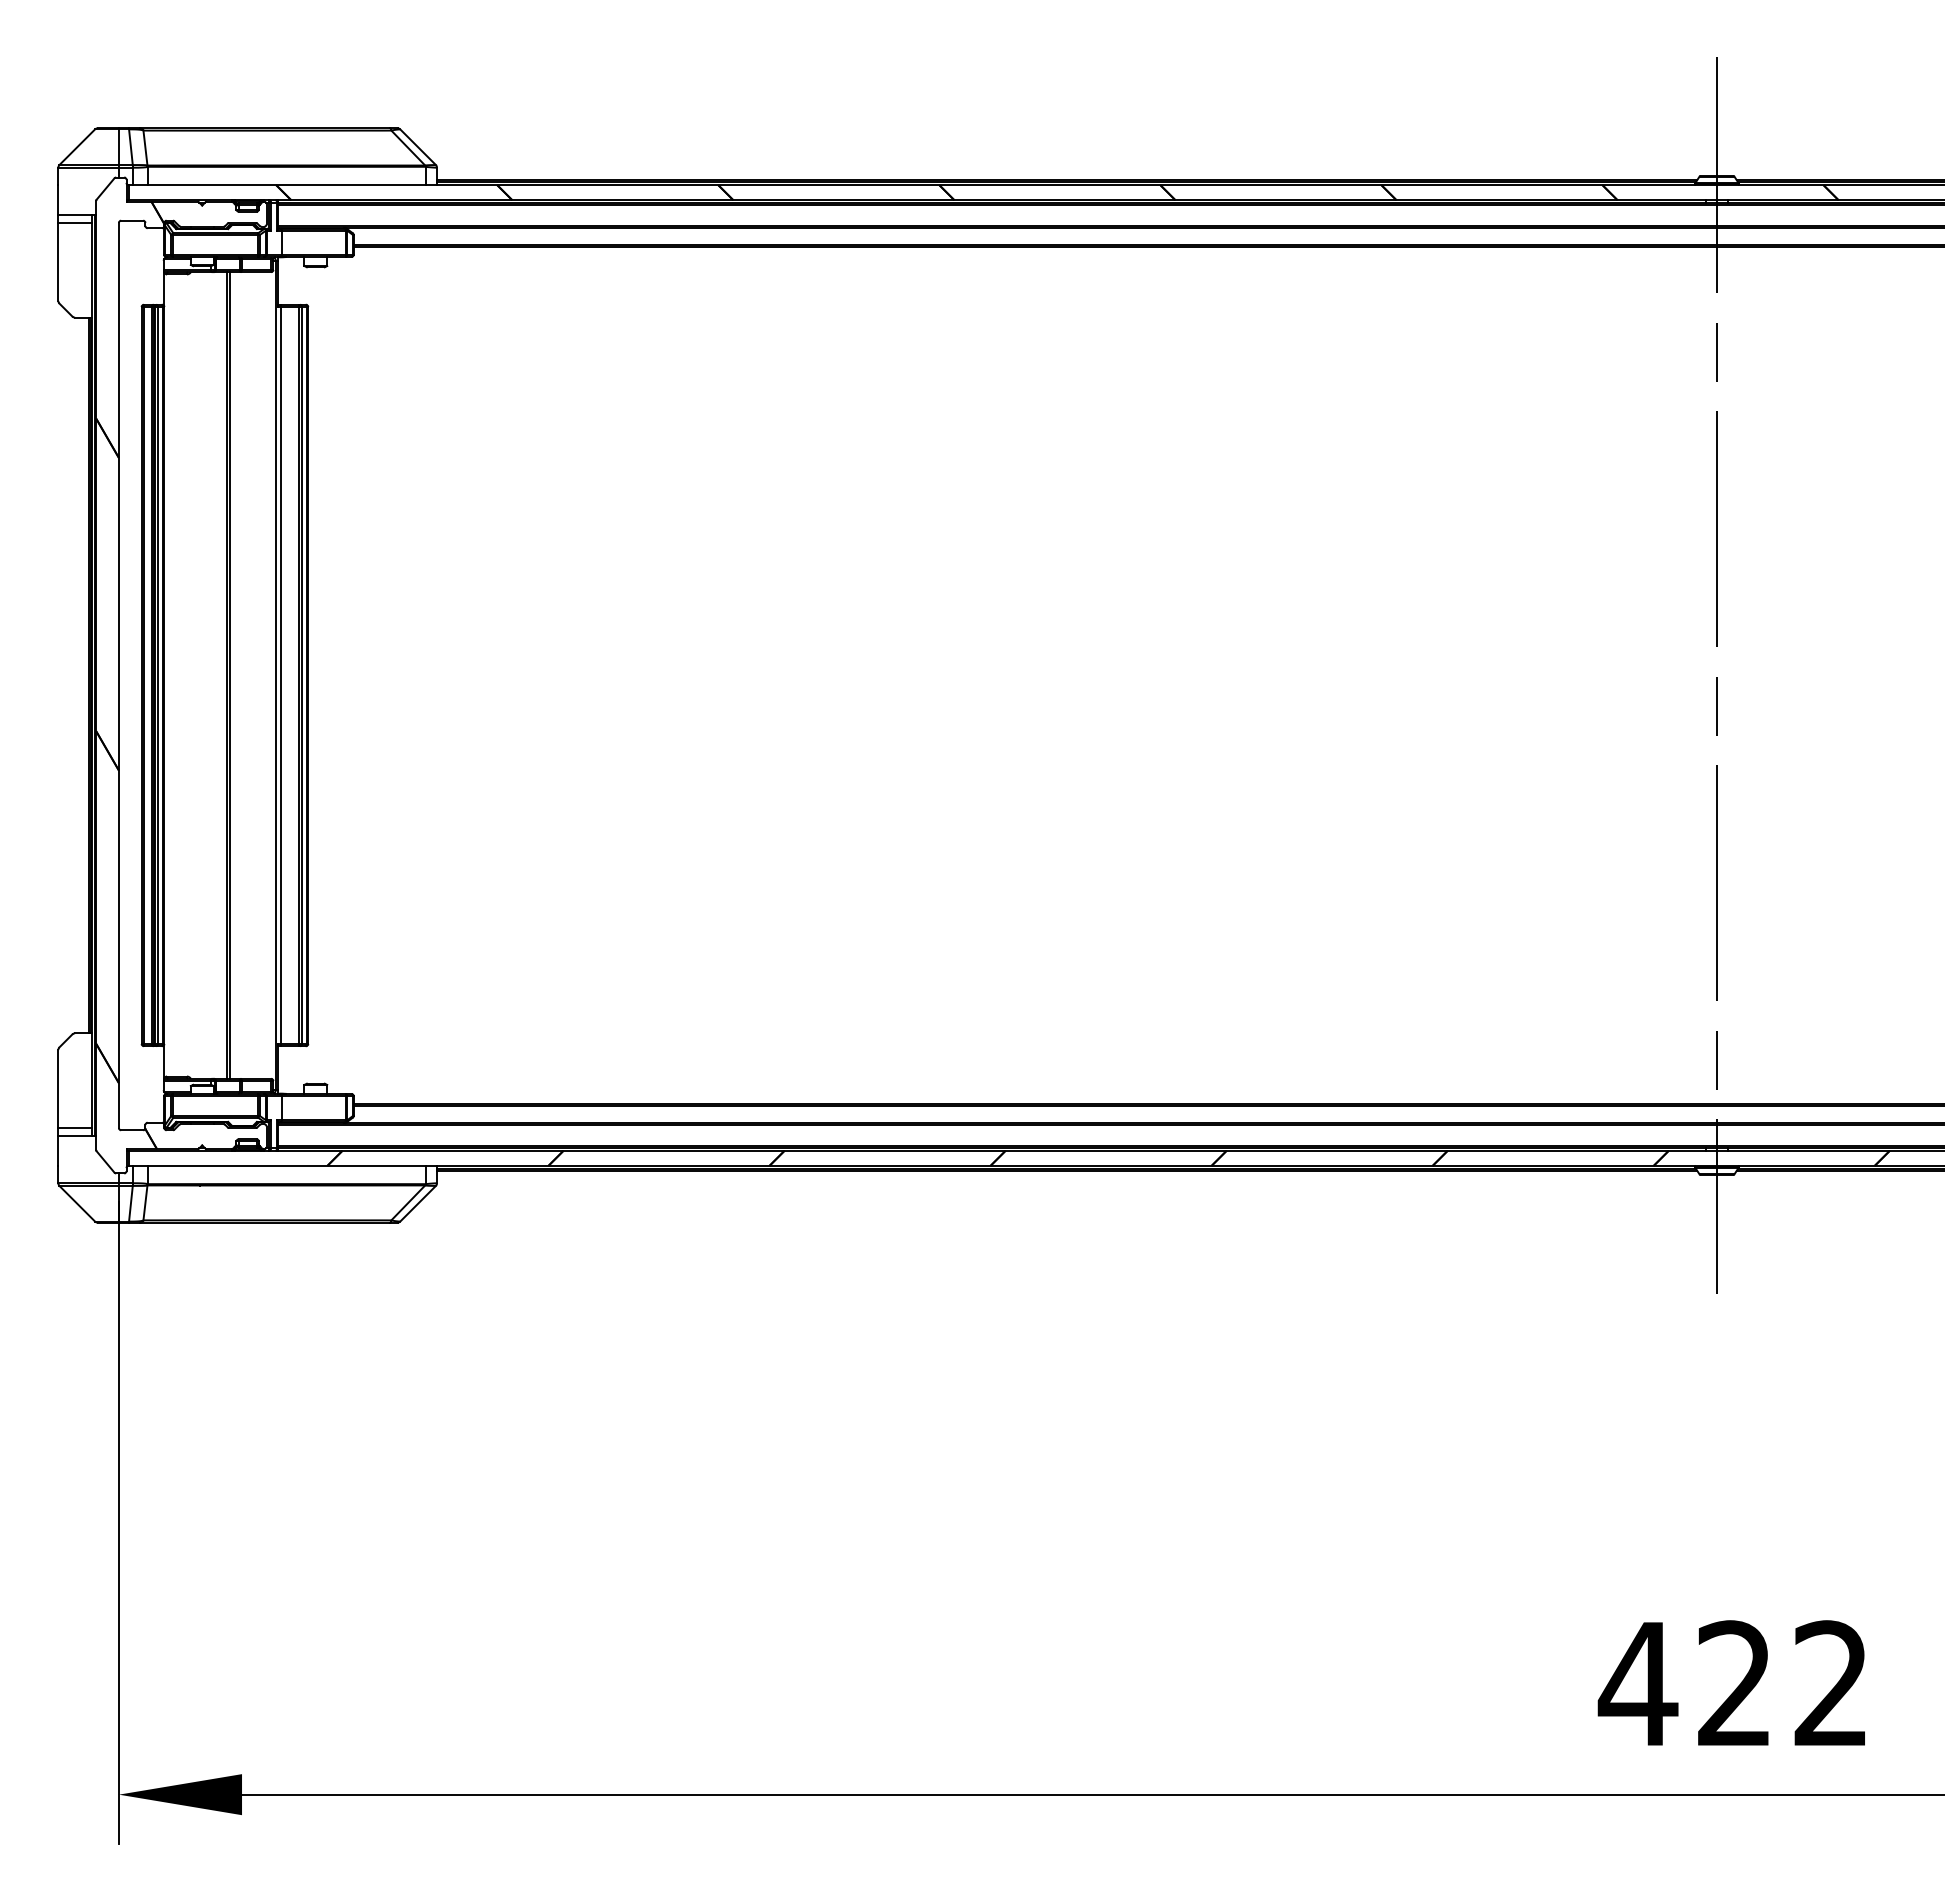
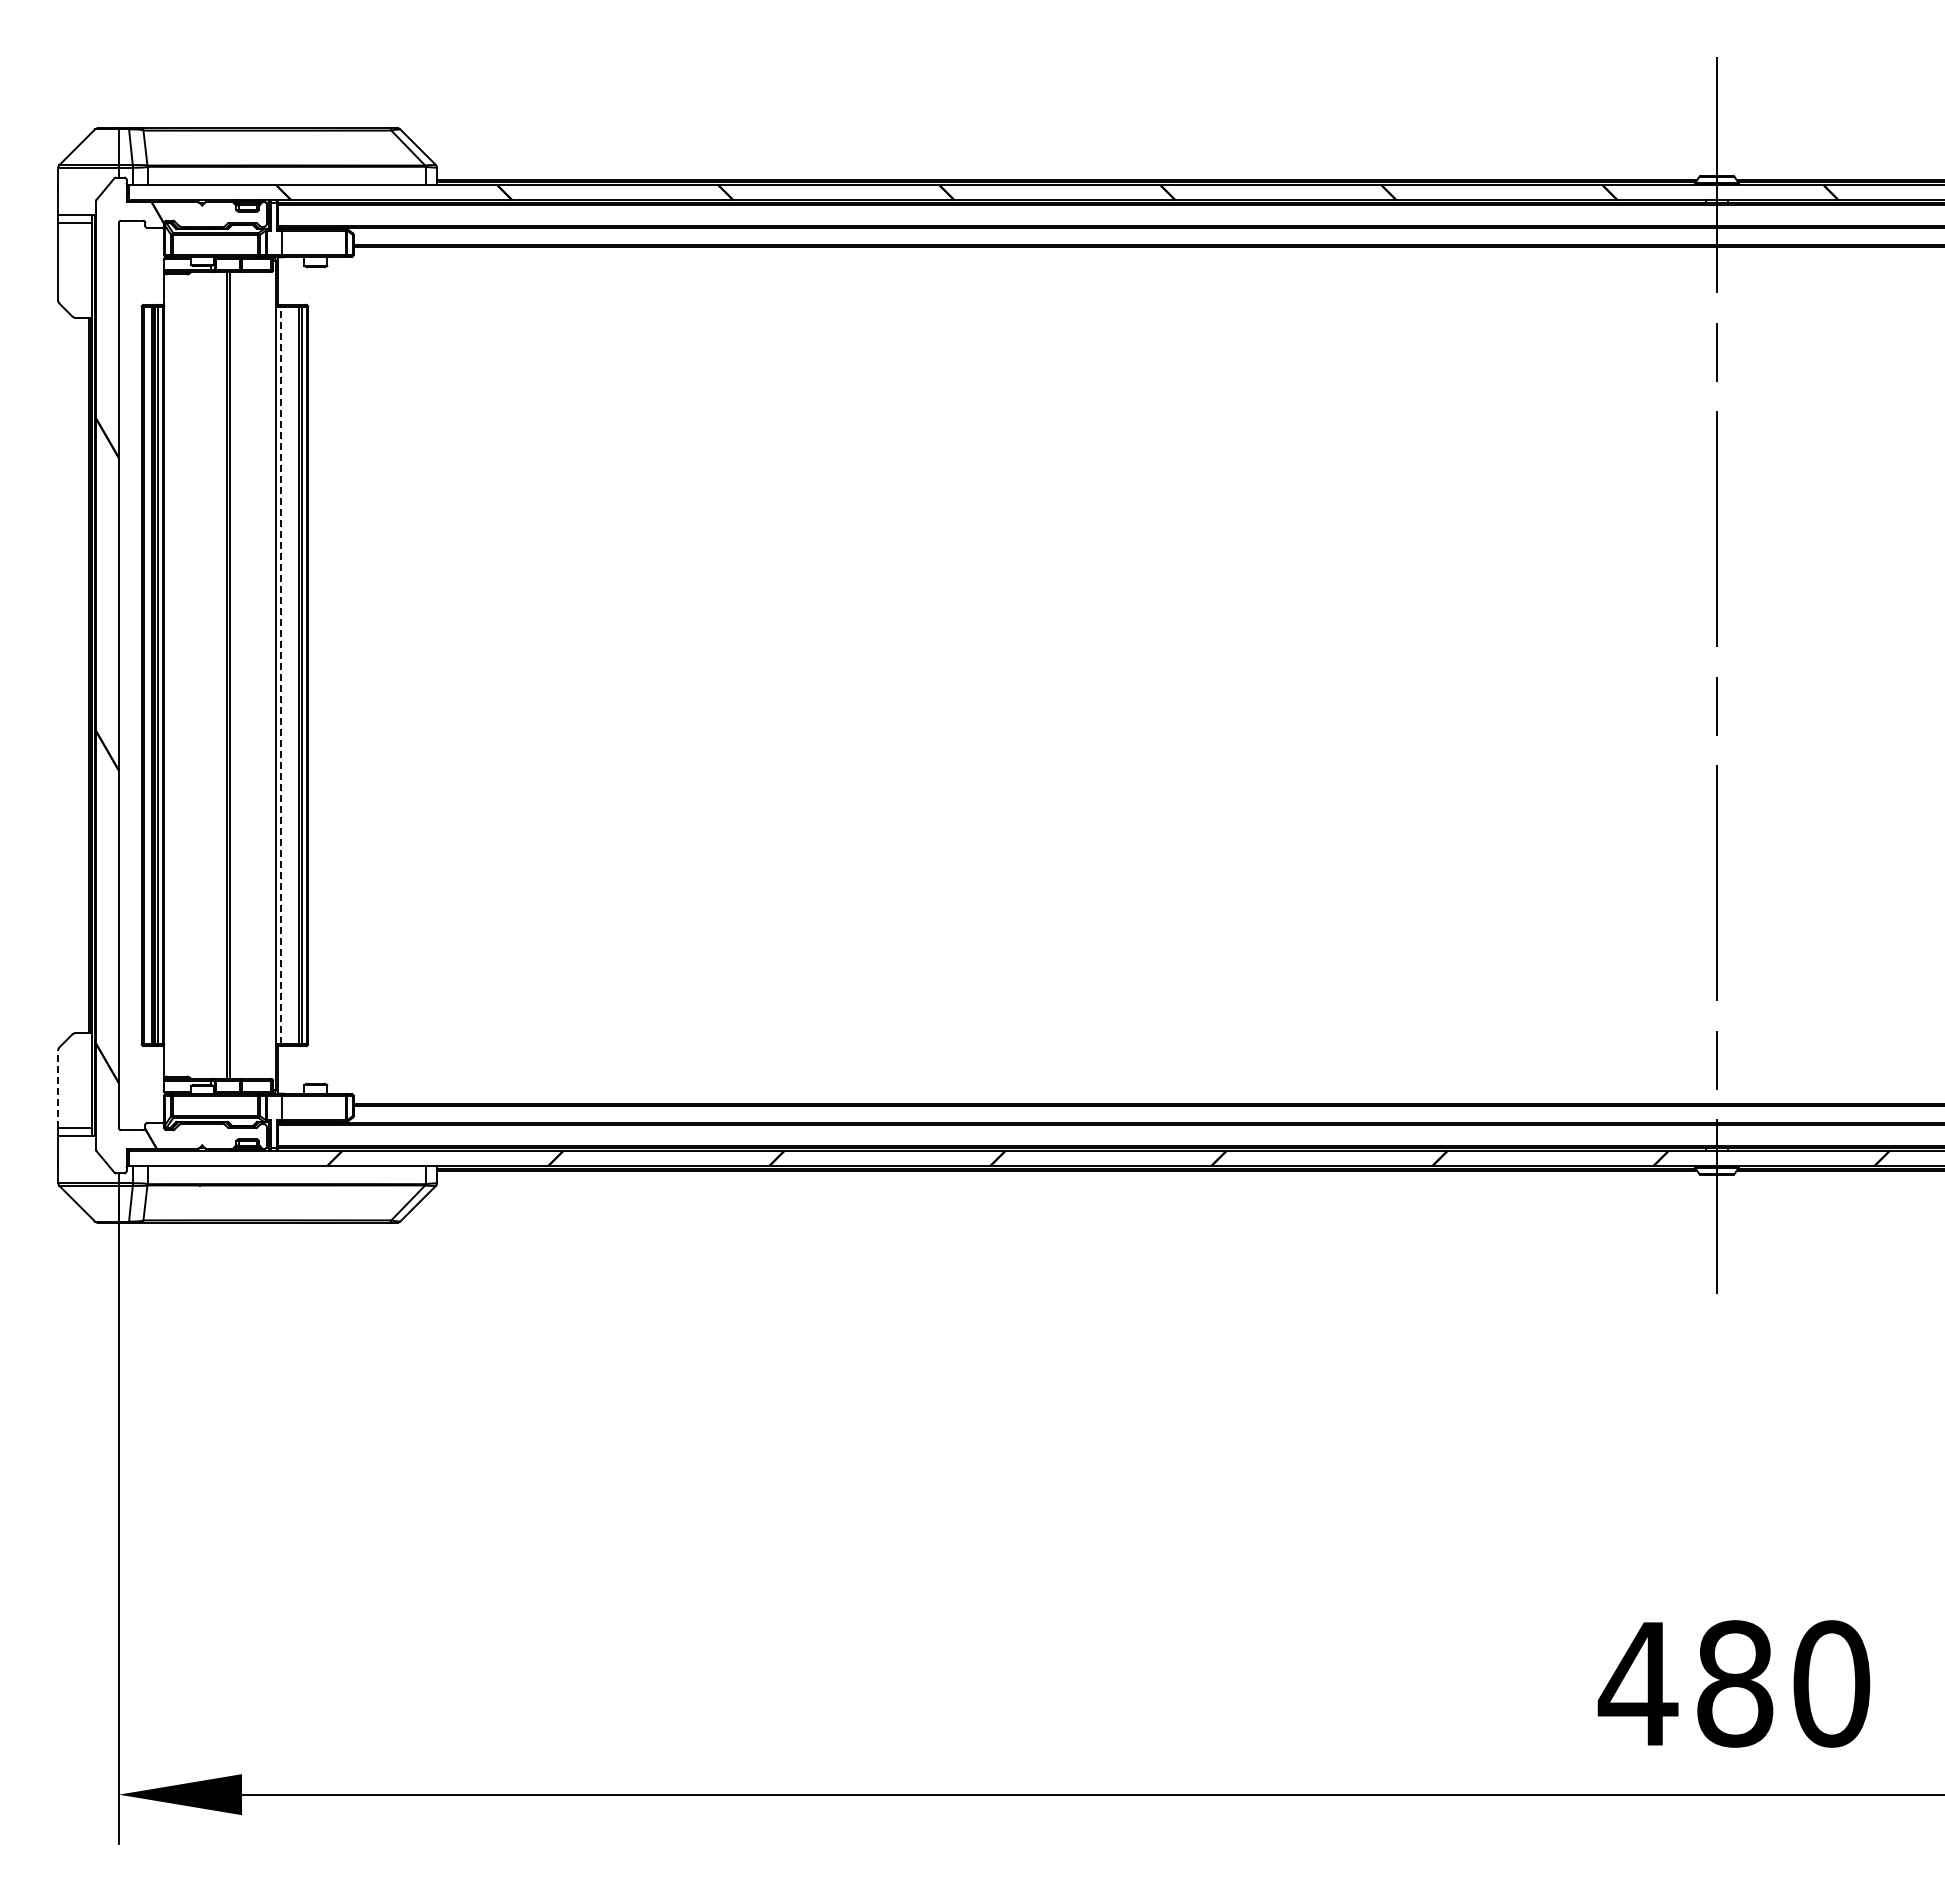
line: solid -> dashed (281, 674)
line: solid -> dashed (58, 1089)
text: 422 -> 480 (1783, 1683)
